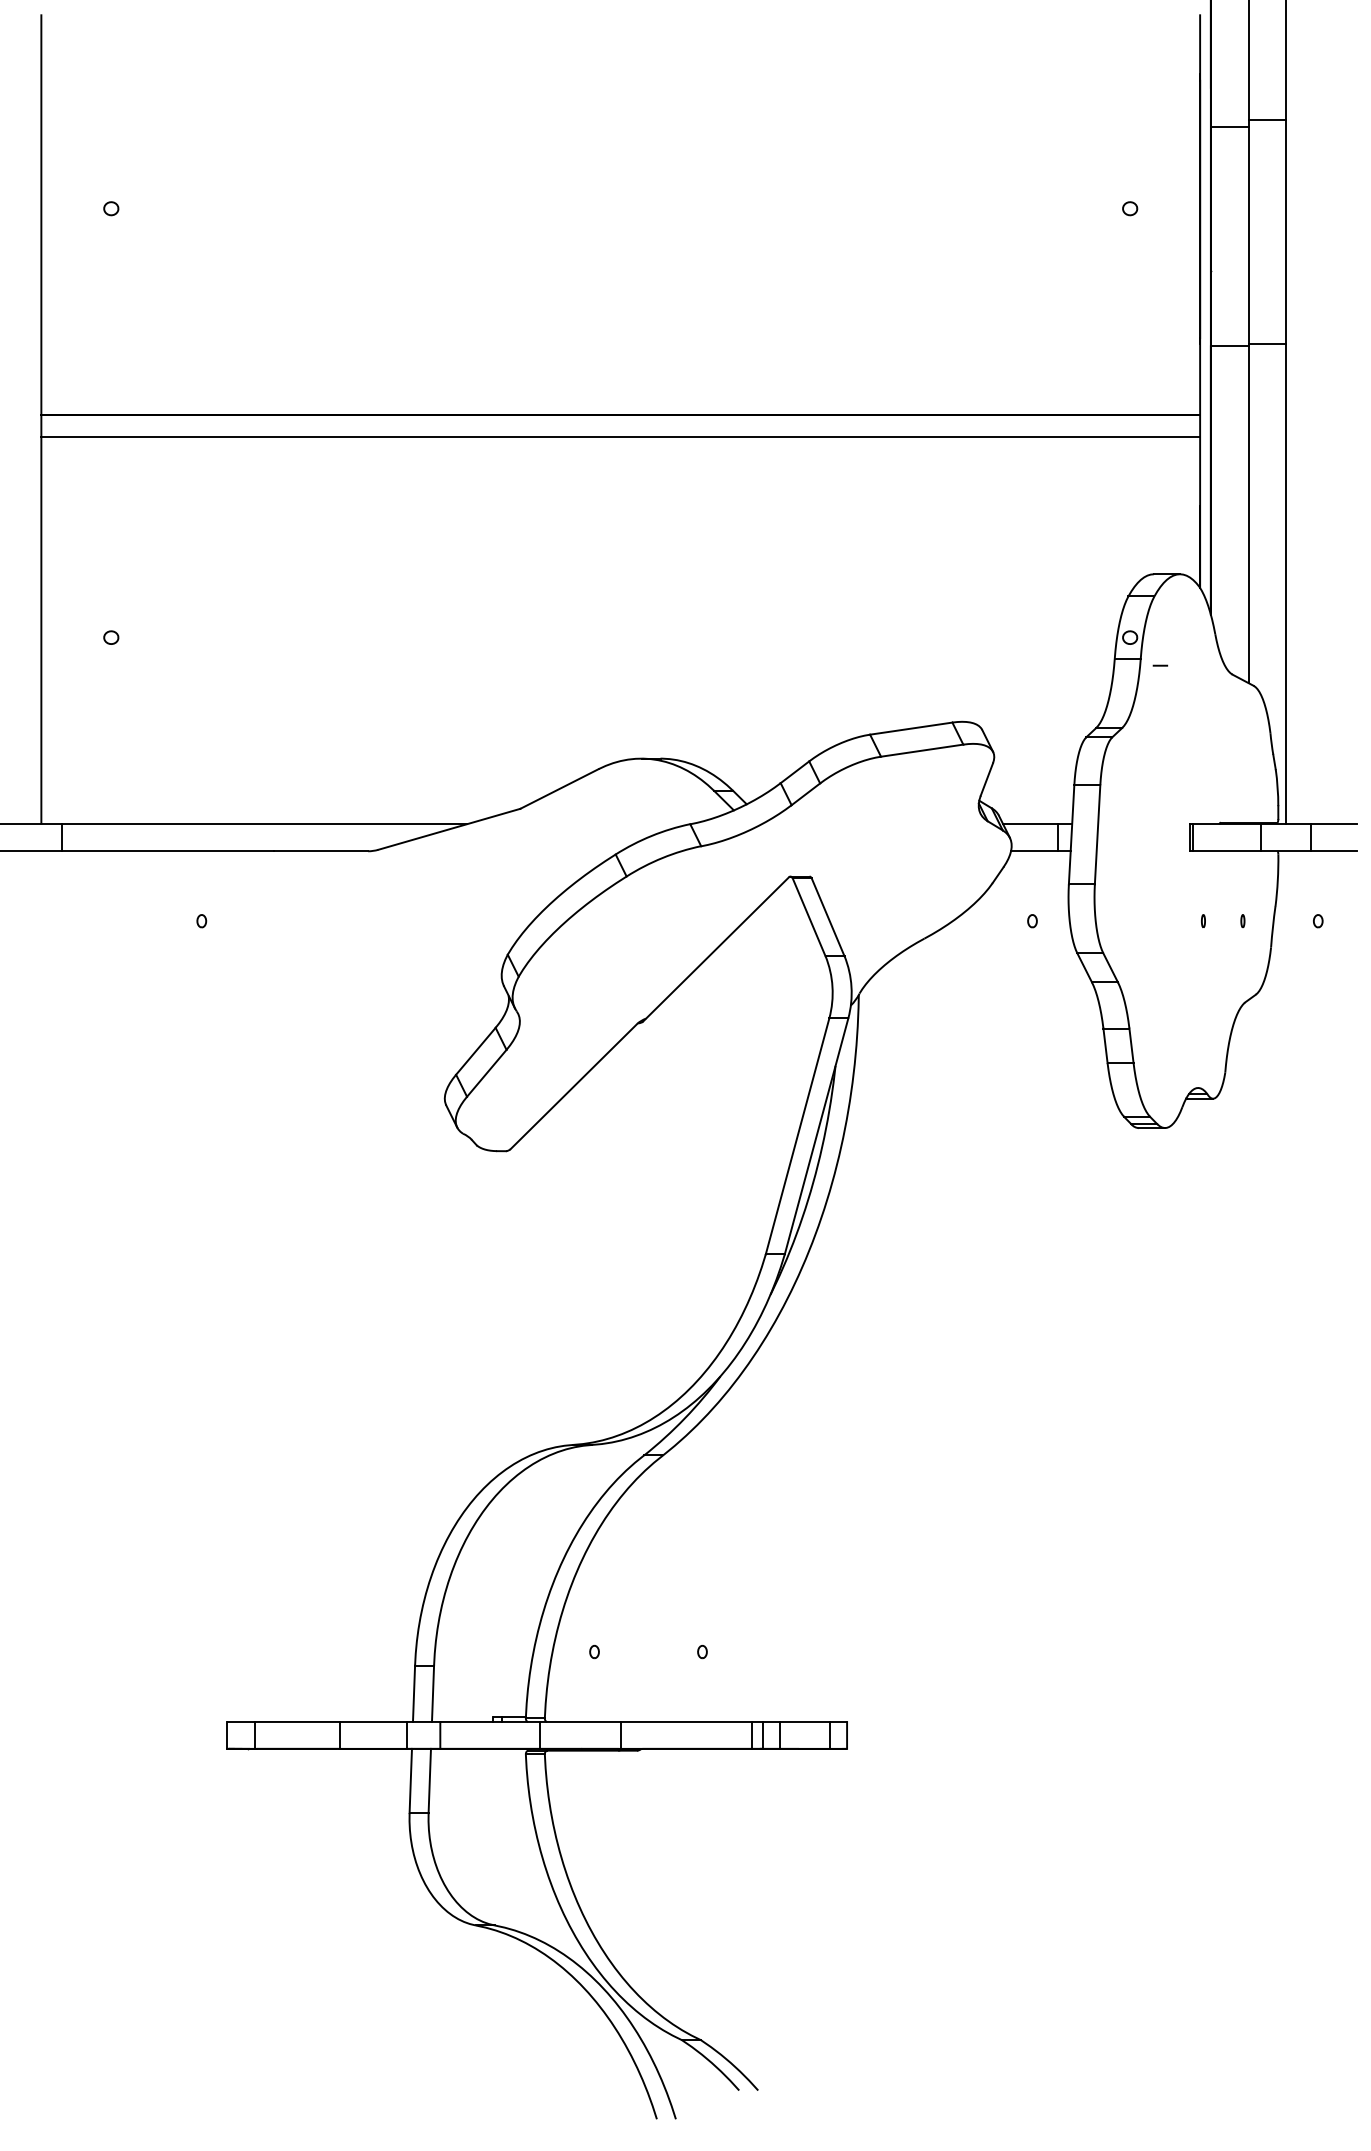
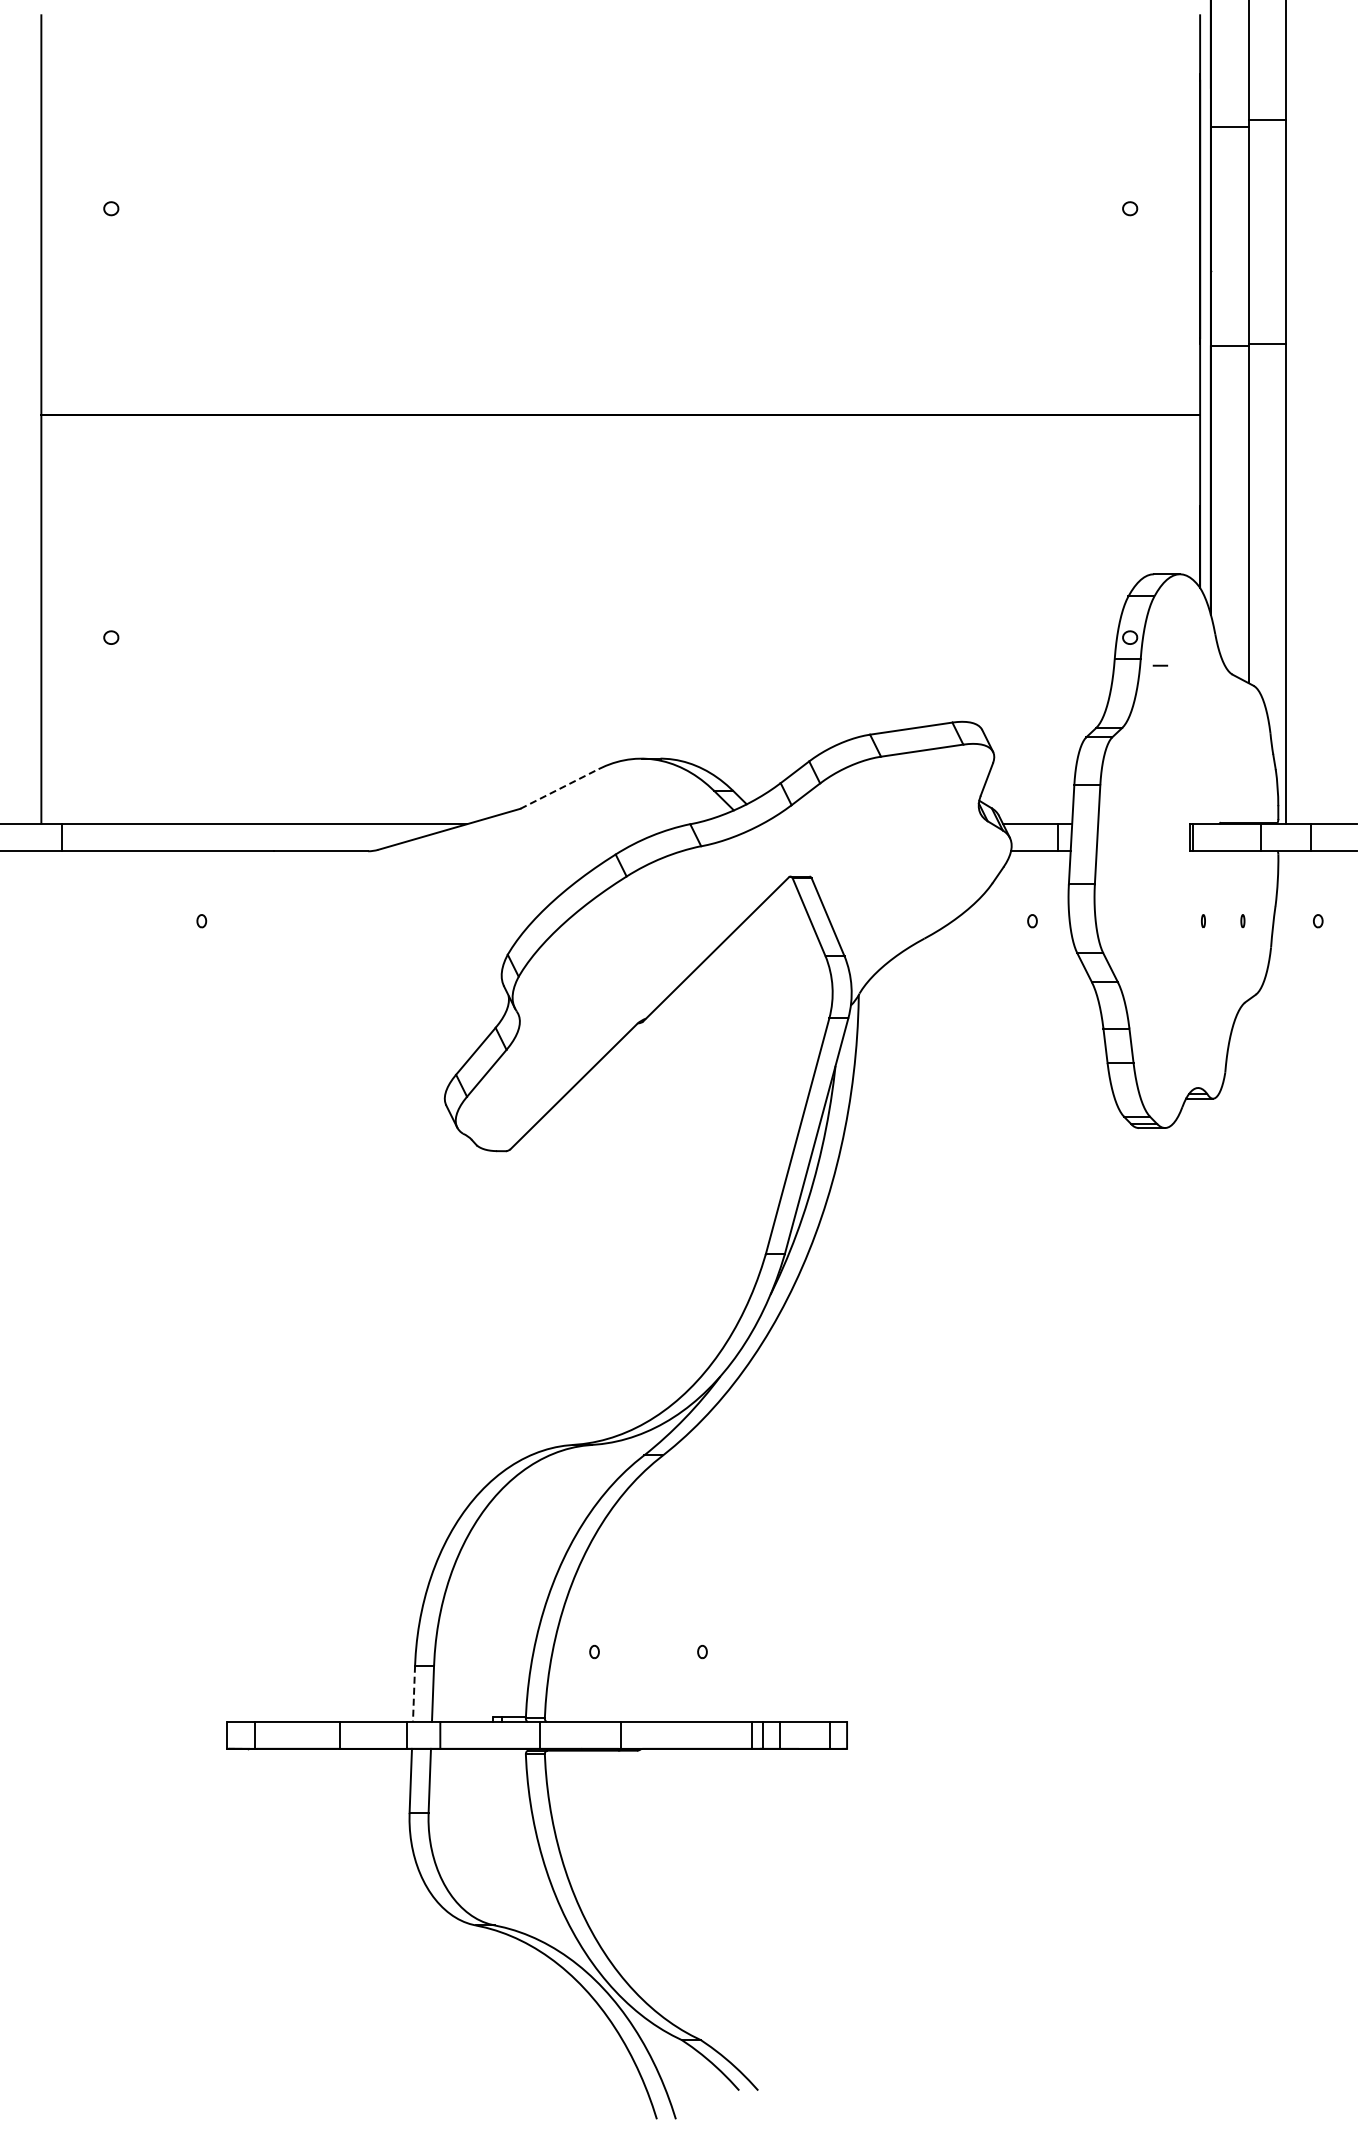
line: present -> none (620, 436)
line: solid -> dashed (559, 789)
line: solid -> dashed (414, 1694)
